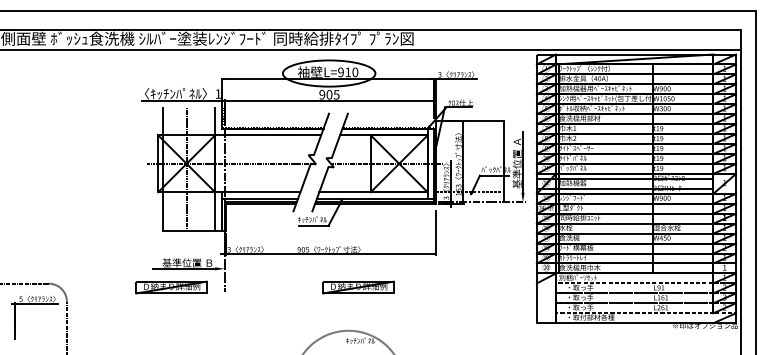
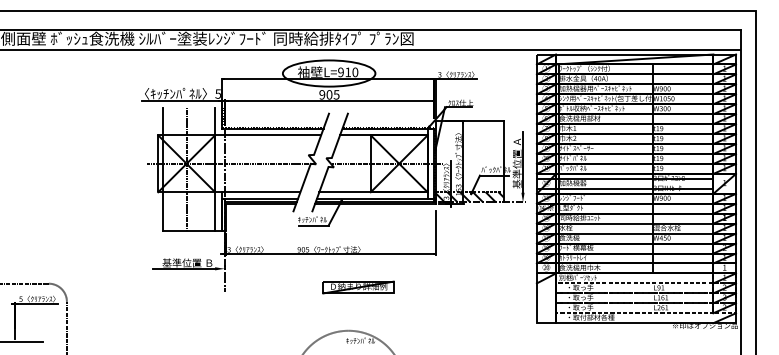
text: 1 -> 5 (217, 93)
hatch: none -> present (470, 196)
part: present -> none (171, 287)
line: none -> present (22, 341)
